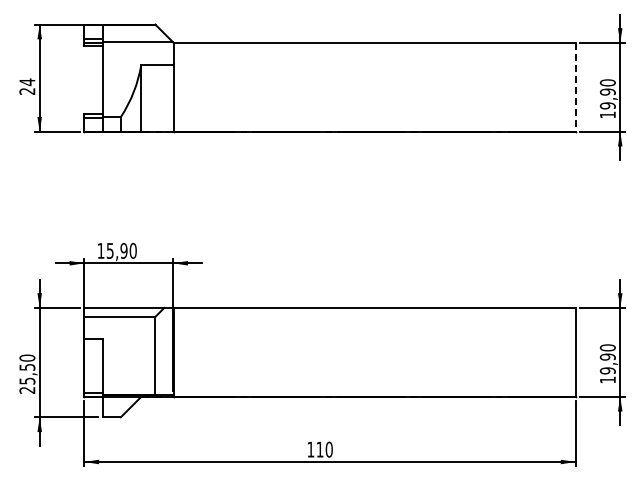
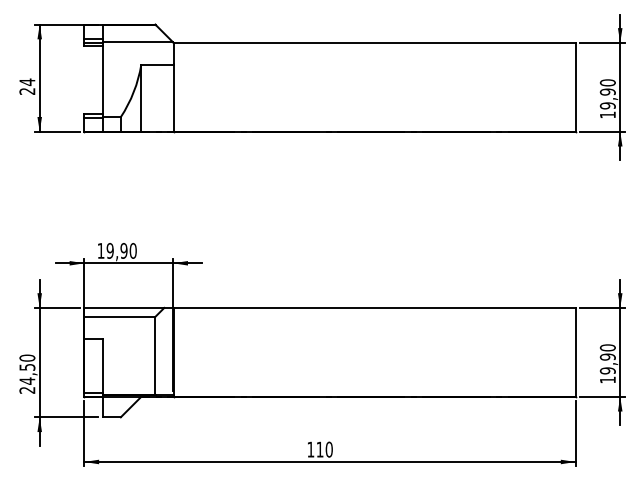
line: dashed -> solid (575, 87)
text: 15,90 -> 19,90 (109, 250)
text: 25,50 -> 24,50 (27, 380)
